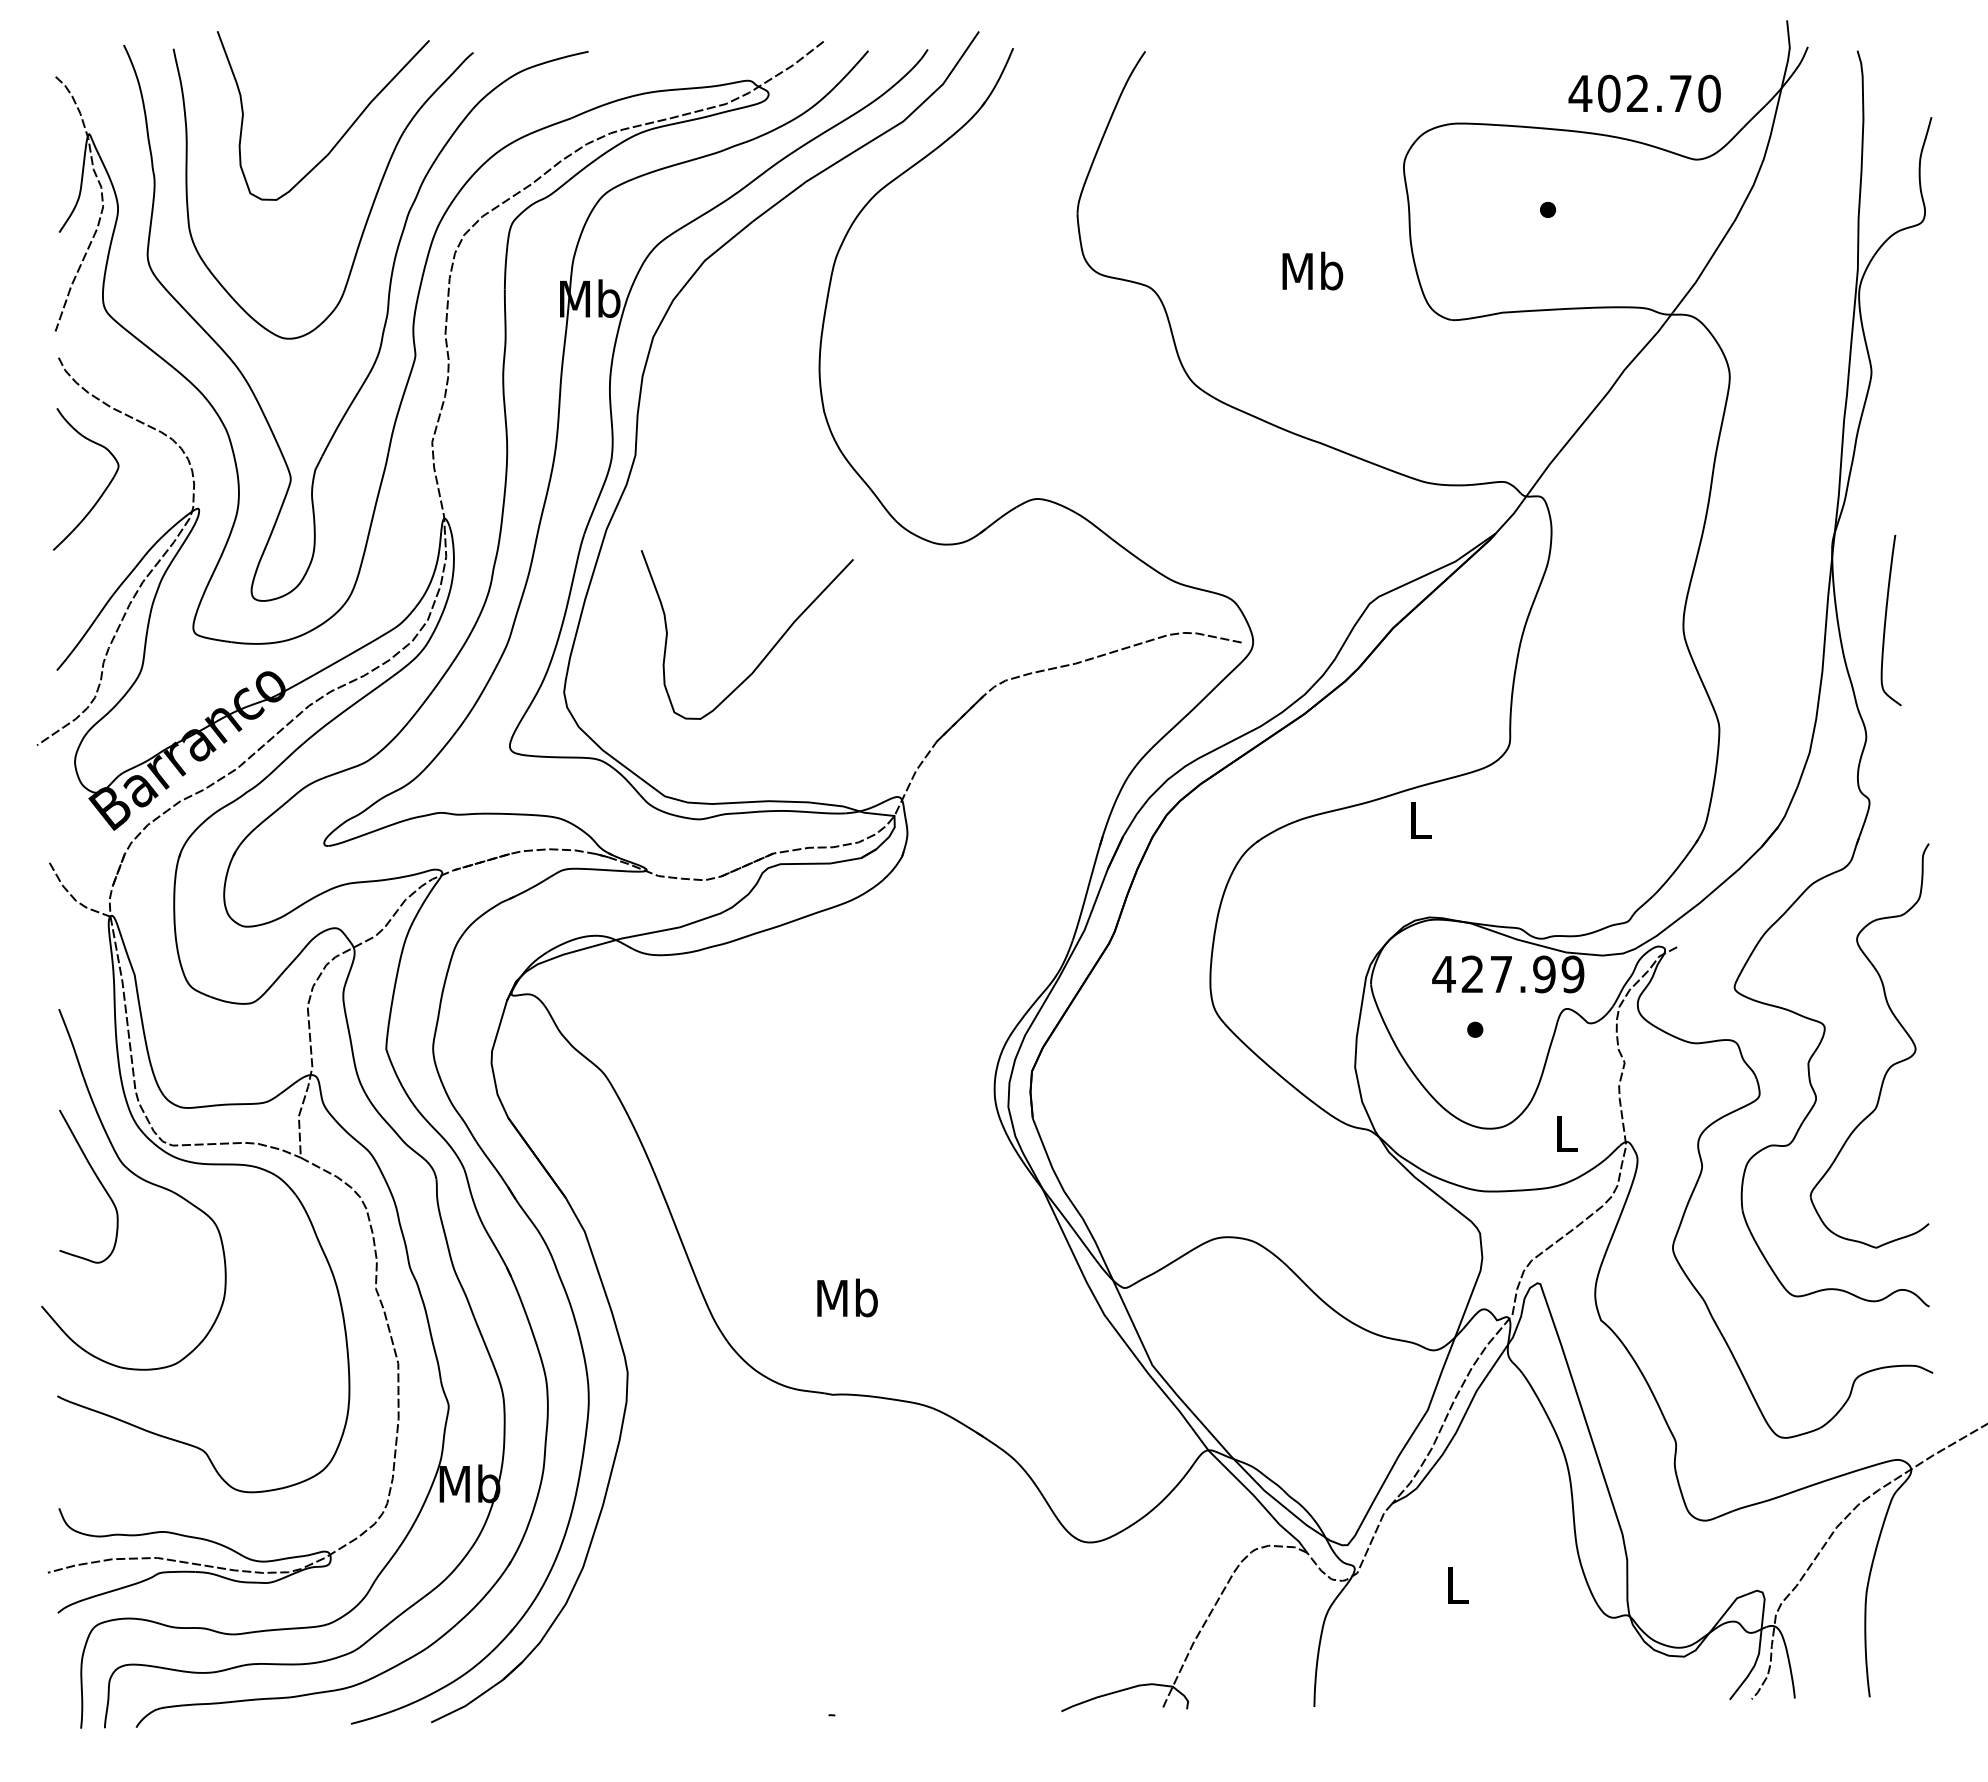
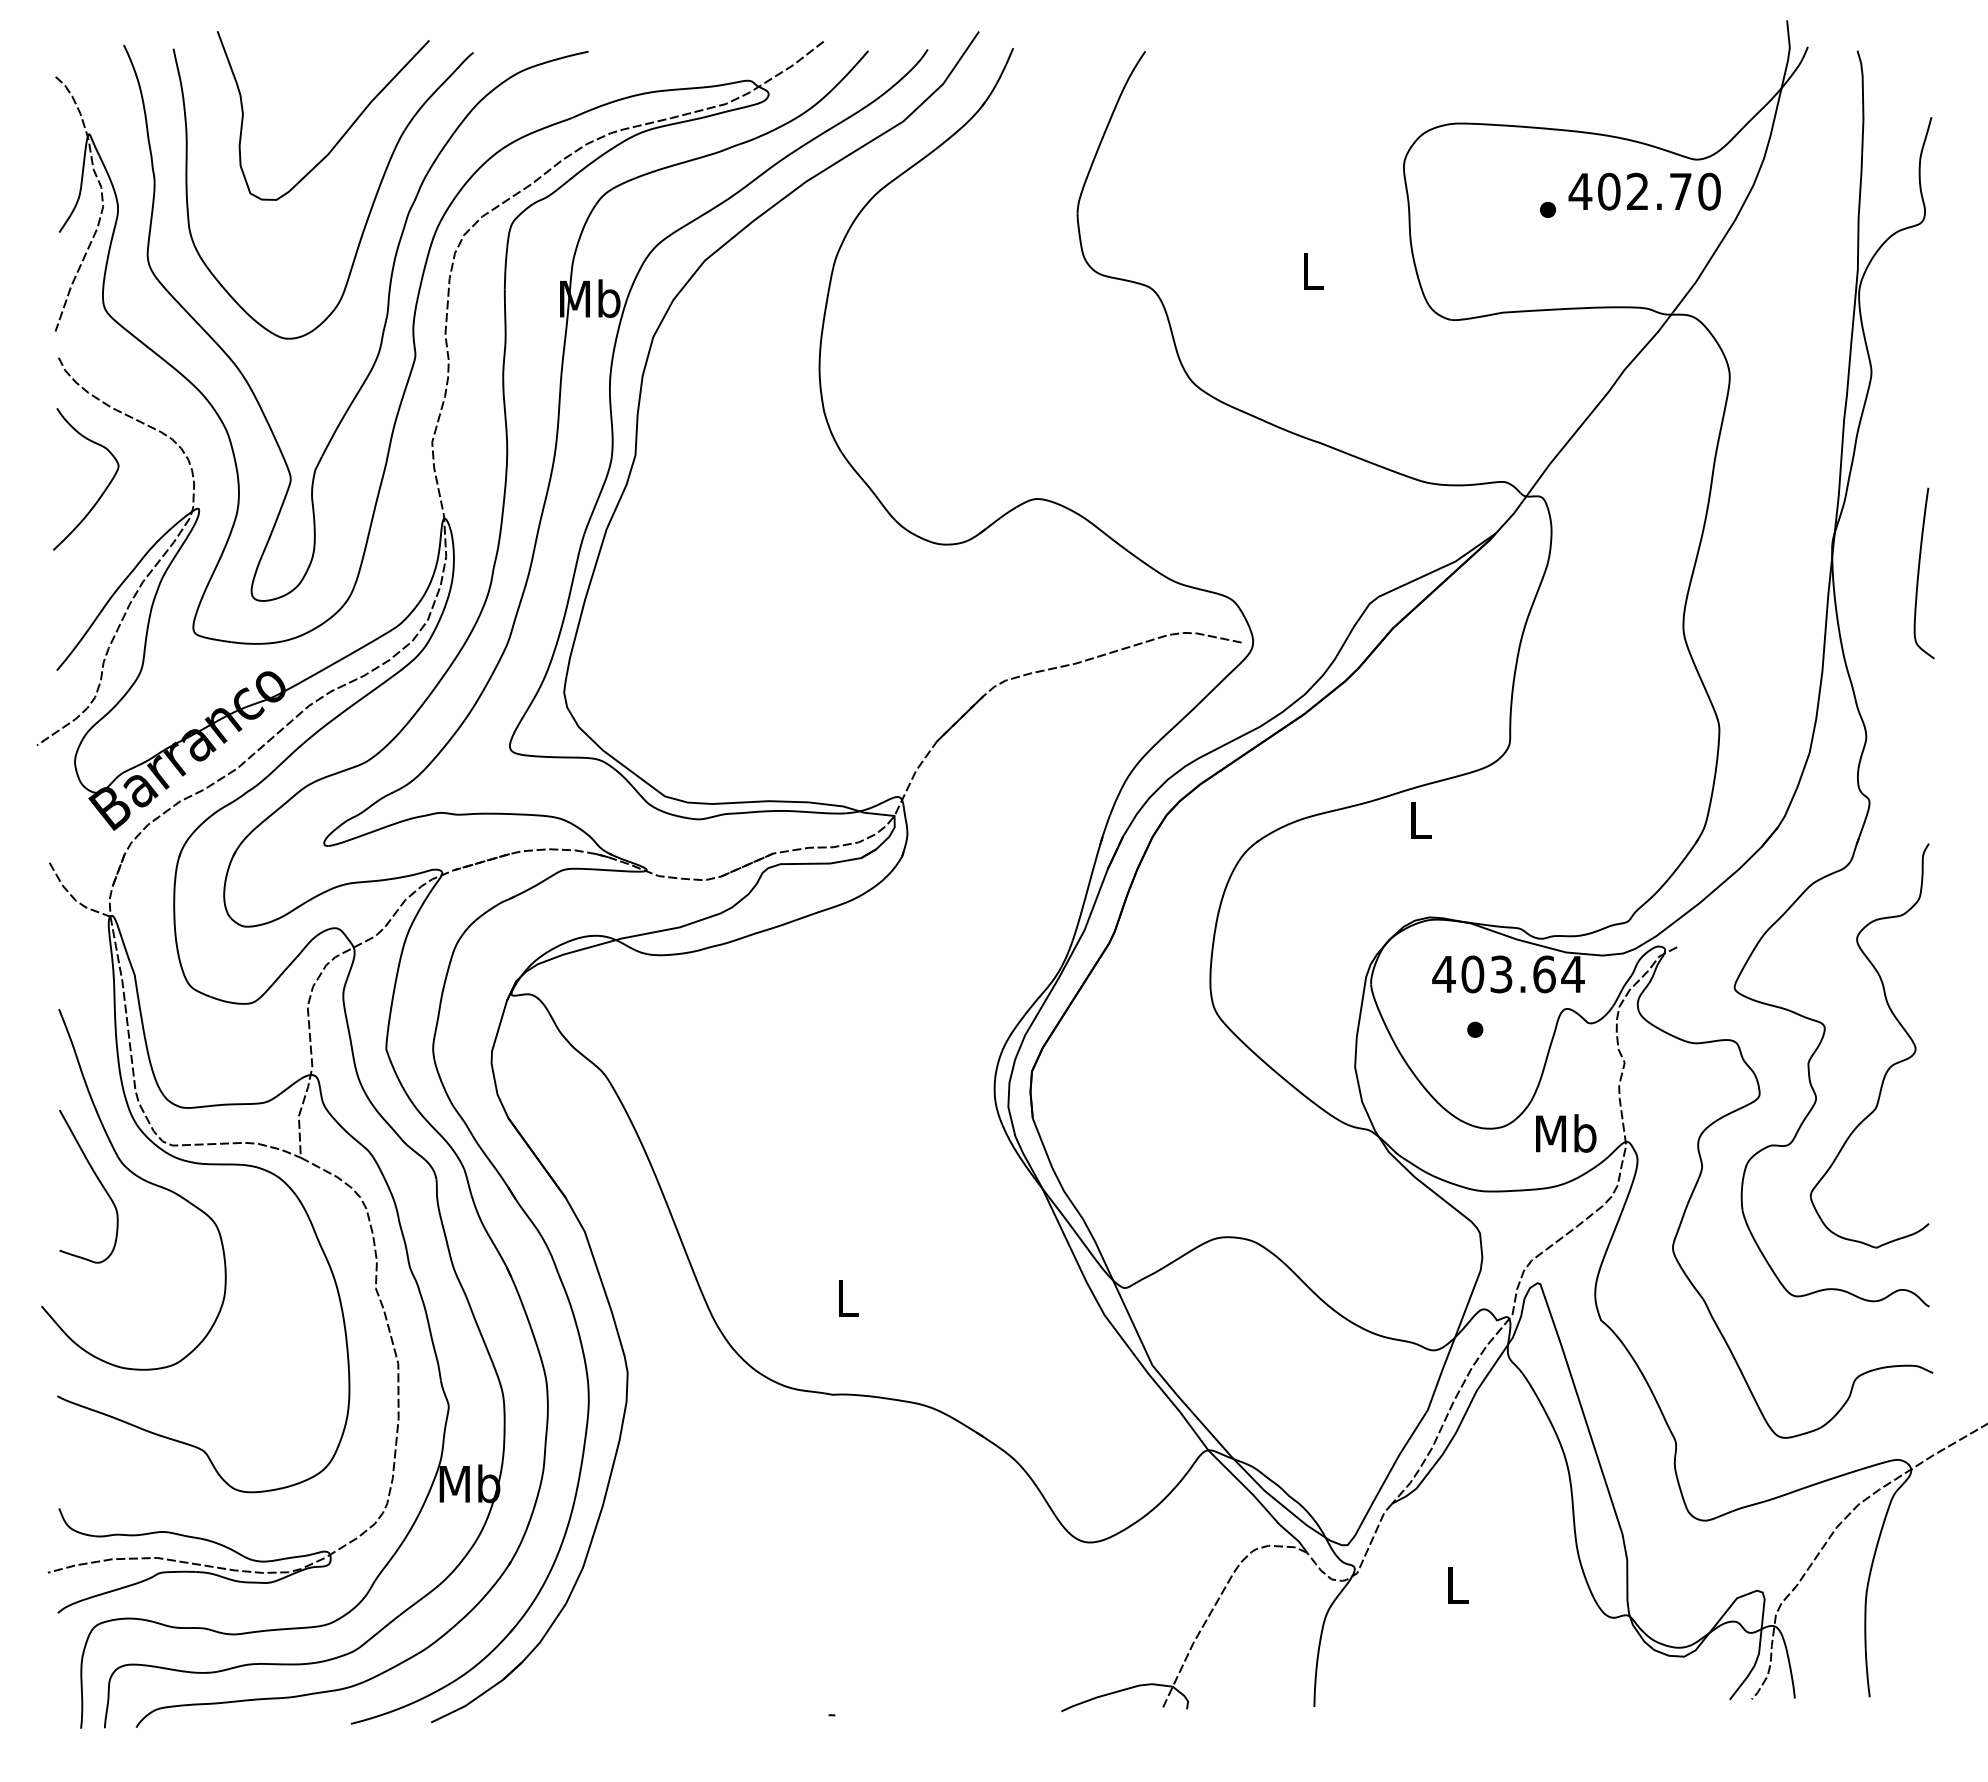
text position: (1644, 93) -> (1644, 191) (1644, 191)
text: Mb -> L (1312, 270)
curve position: (1886, 620) -> (1919, 573) (1919, 573)
curve: present -> none (768, 651)
text: 427.99 -> 403.64 (1522, 974)
text: L -> Mb (1566, 1133)
text: Mb -> L (847, 1297)
